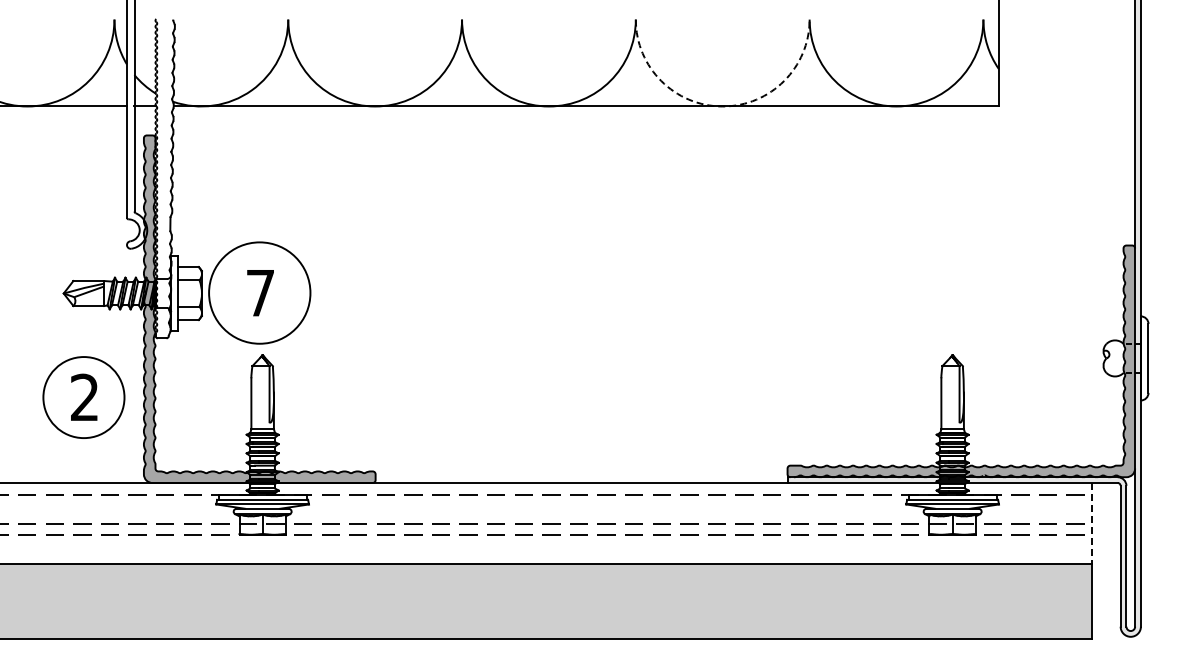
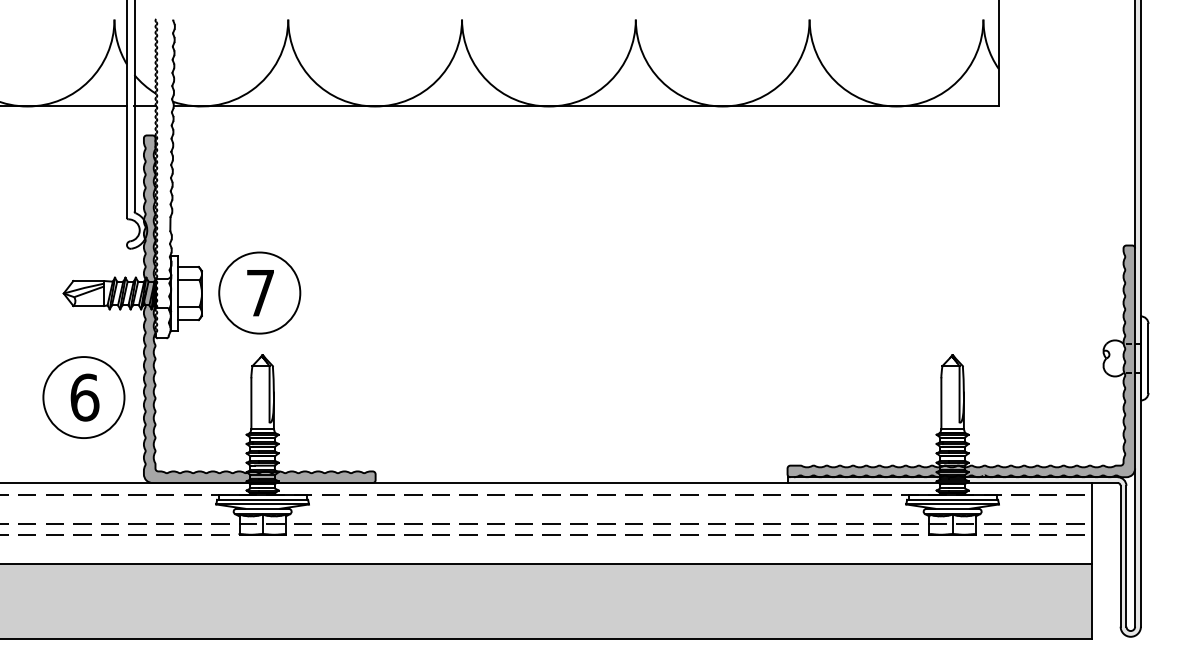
arc: dashed -> solid (722, 106)
circle diameter: 101 px -> 81 px (259, 292)
text: 2 -> 6 (84, 397)
line: dashed -> solid (1091, 523)
